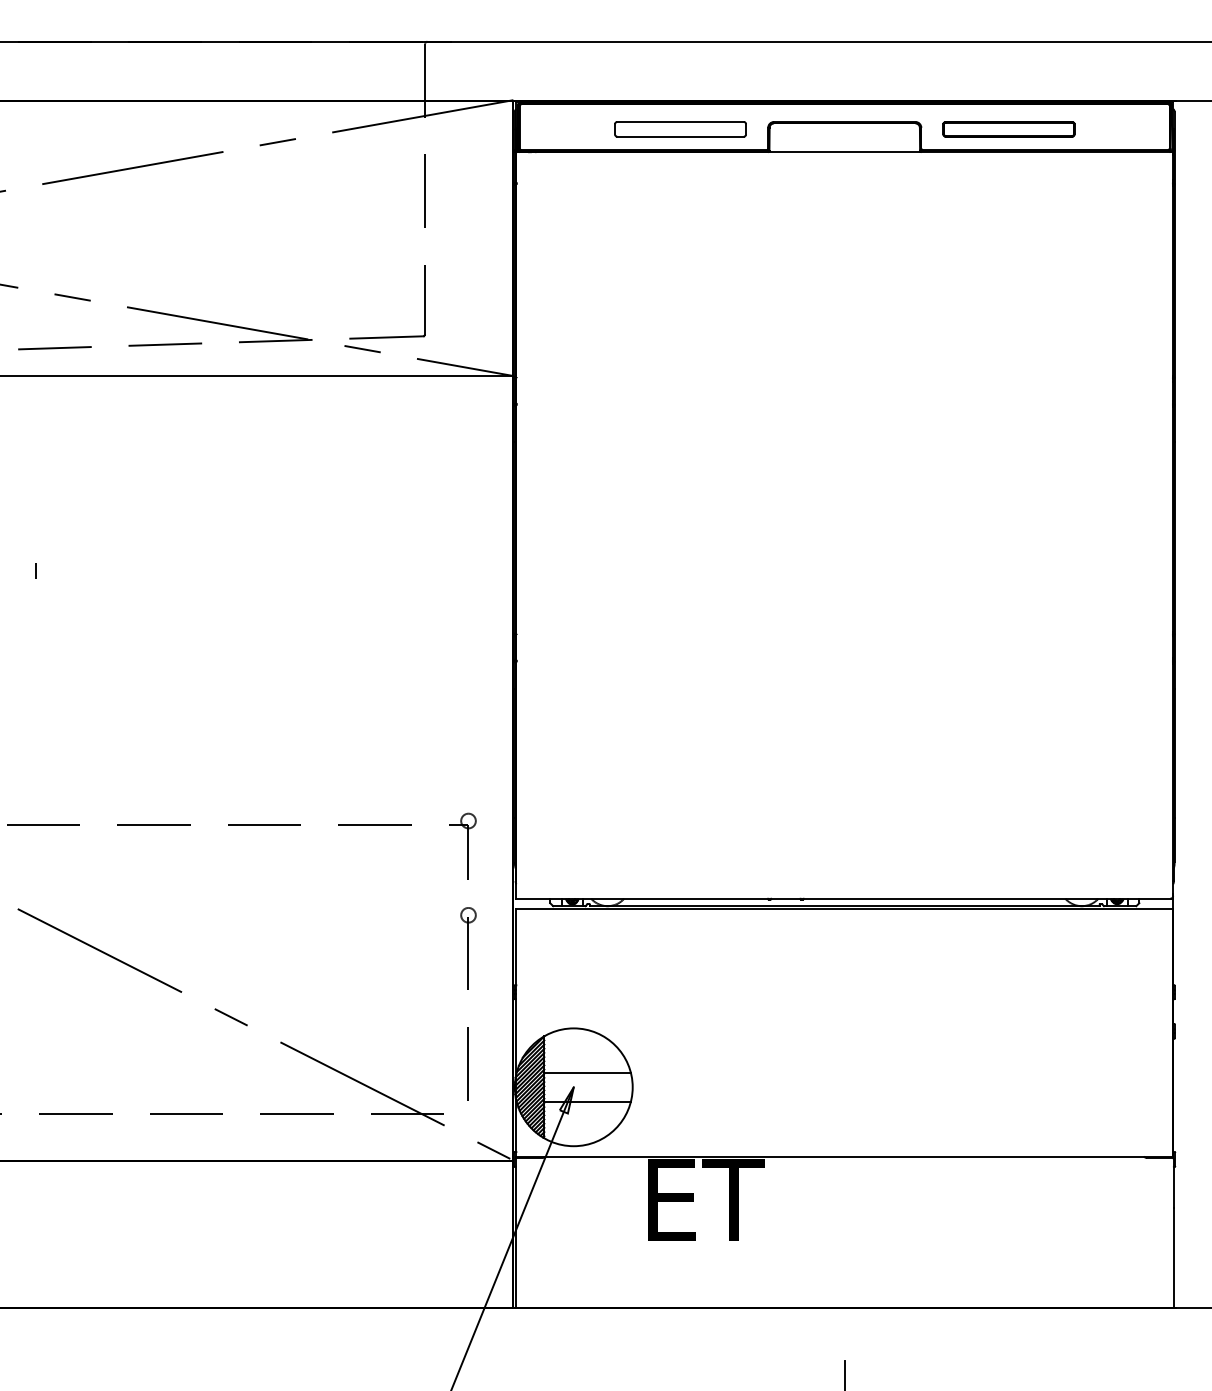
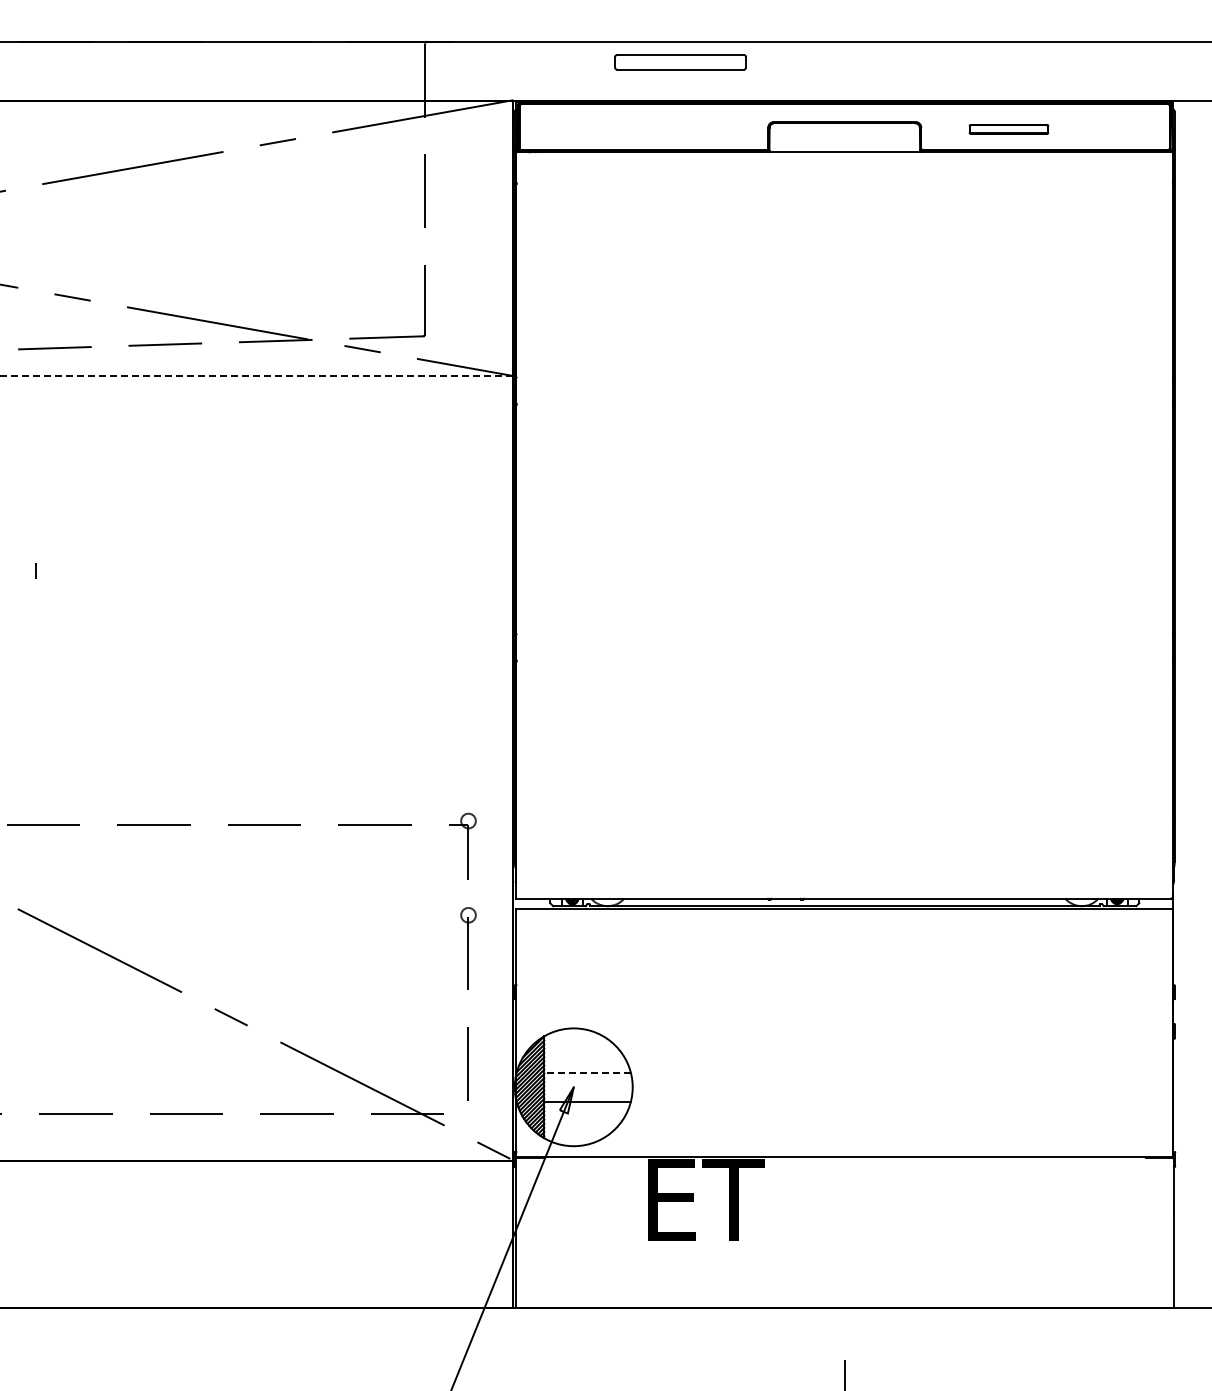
part position: (680, 129) -> (680, 62) (680, 62)
part size: 134x17 px -> 82x11 px (1008, 129)
line: solid -> dashed (256, 376)
line: solid -> dashed (587, 1072)
